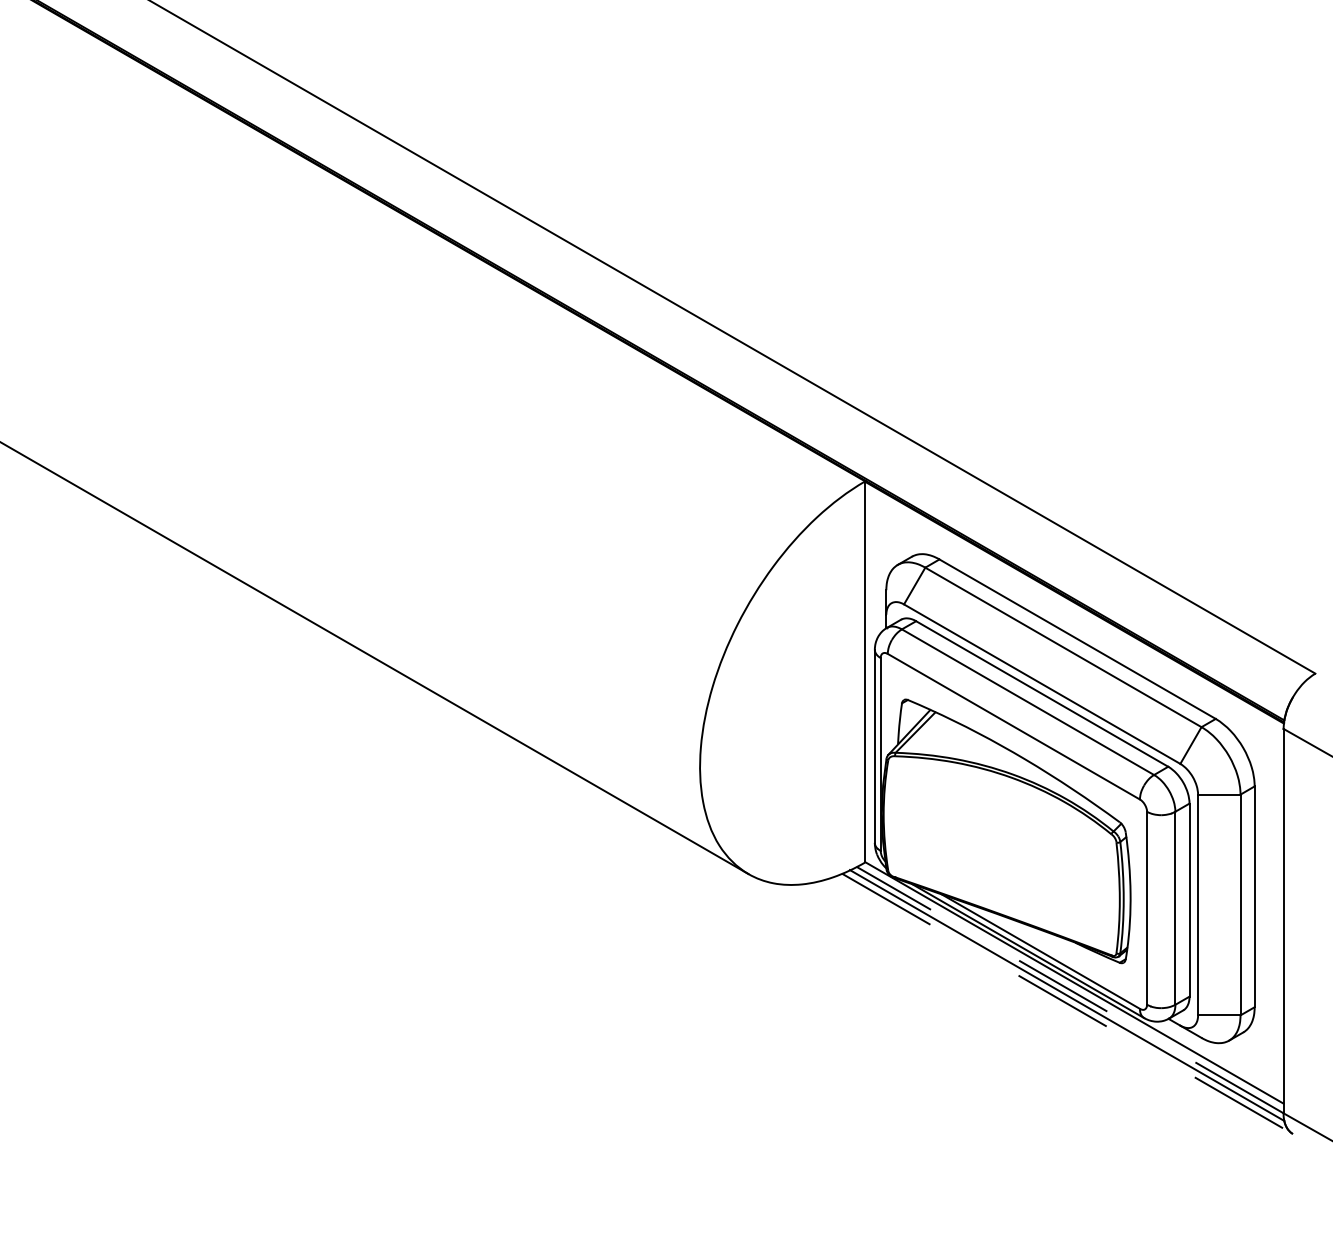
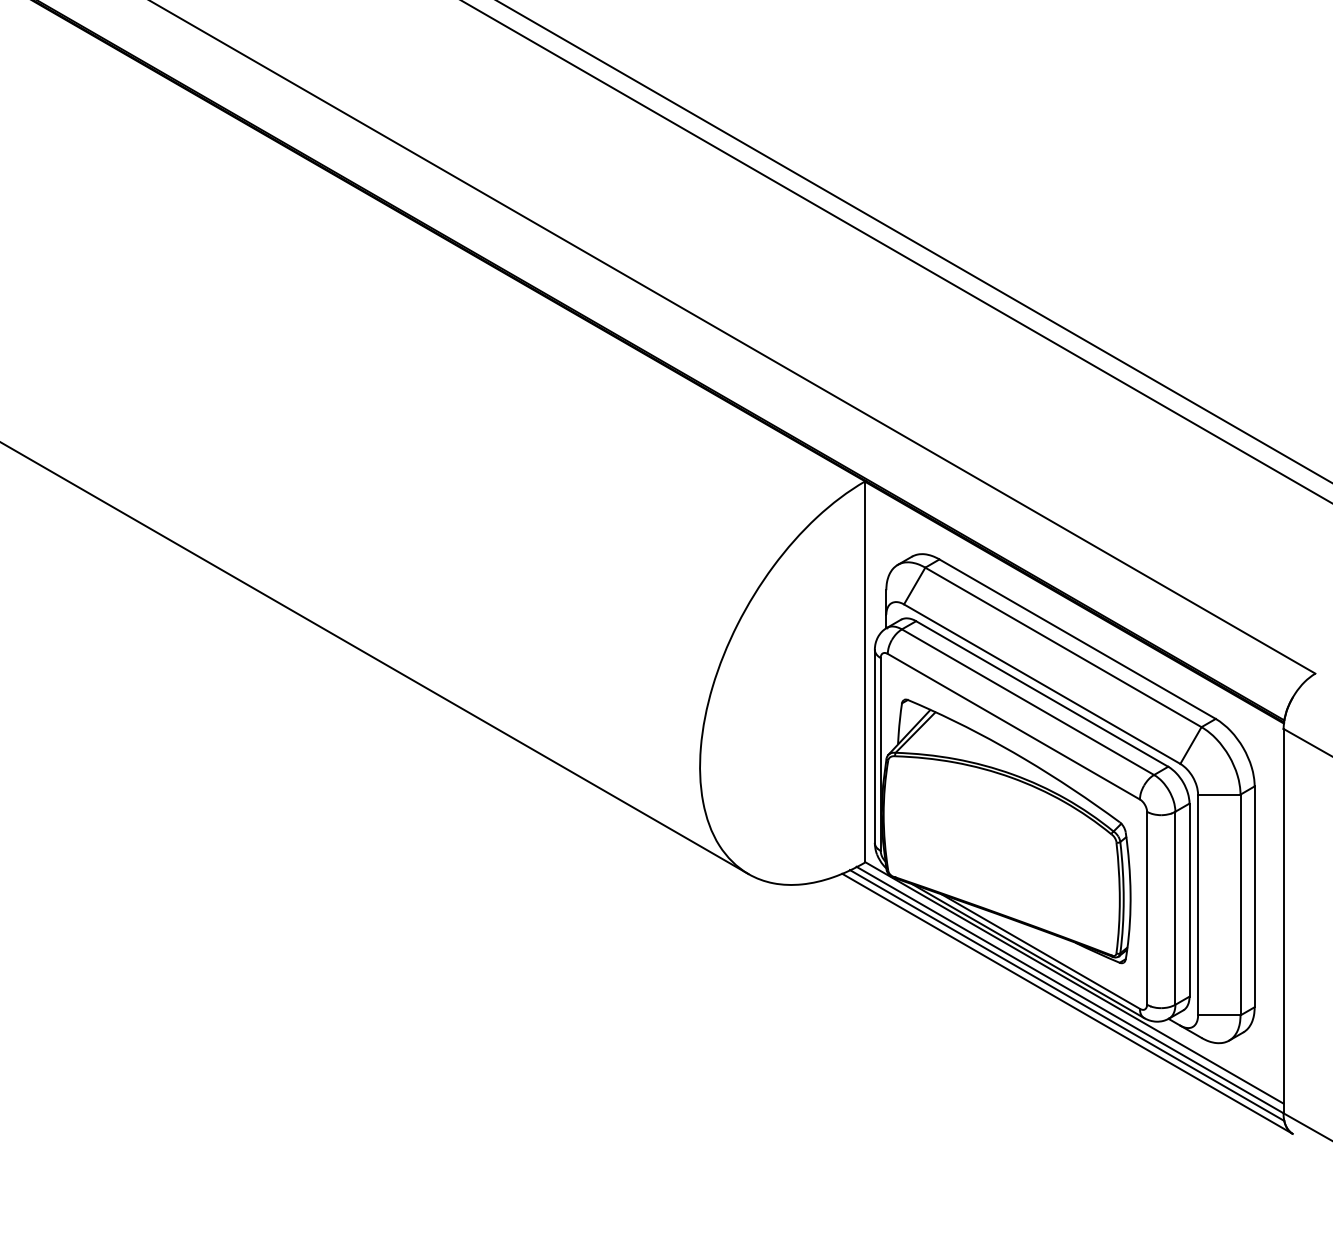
line: none -> present (914, 241)
line: none -> present (896, 251)
line: dashed -> solid (1070, 990)
line: dashed -> solid (1067, 1004)
